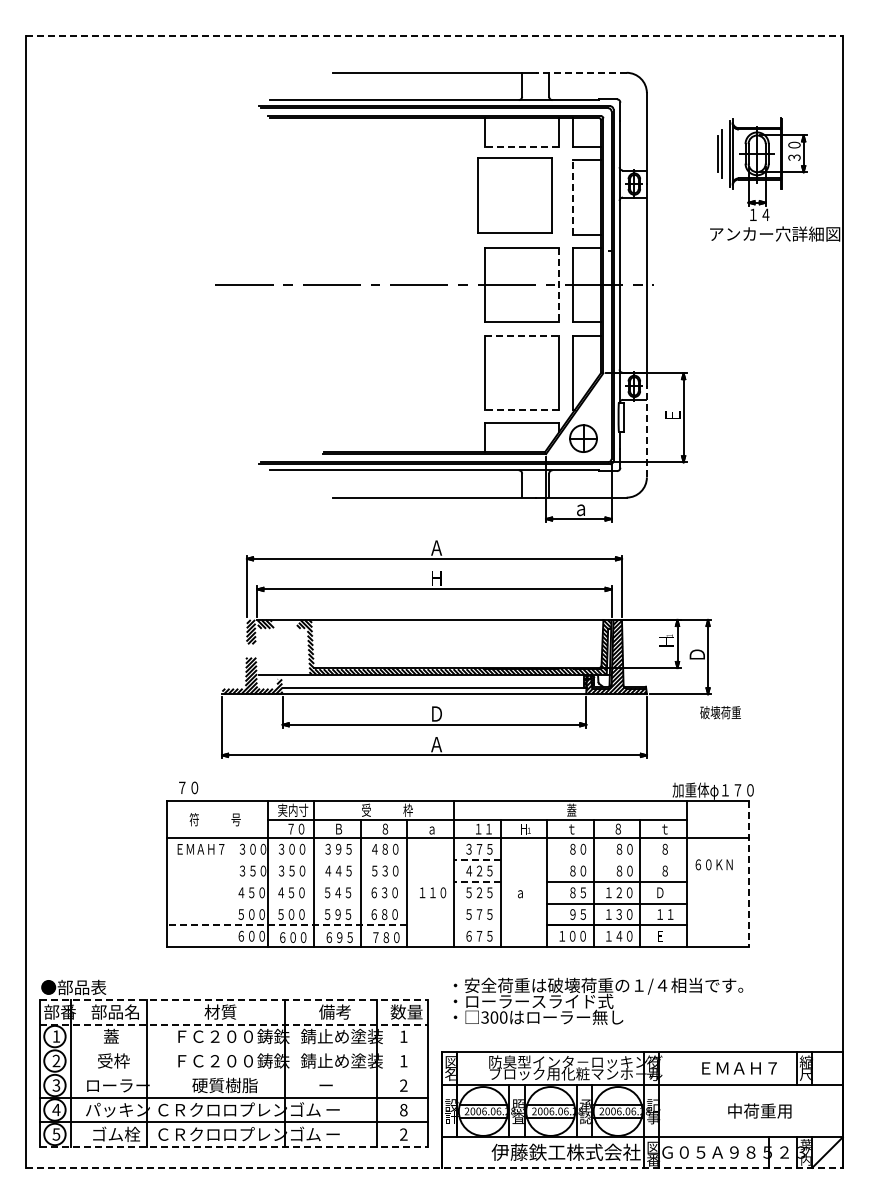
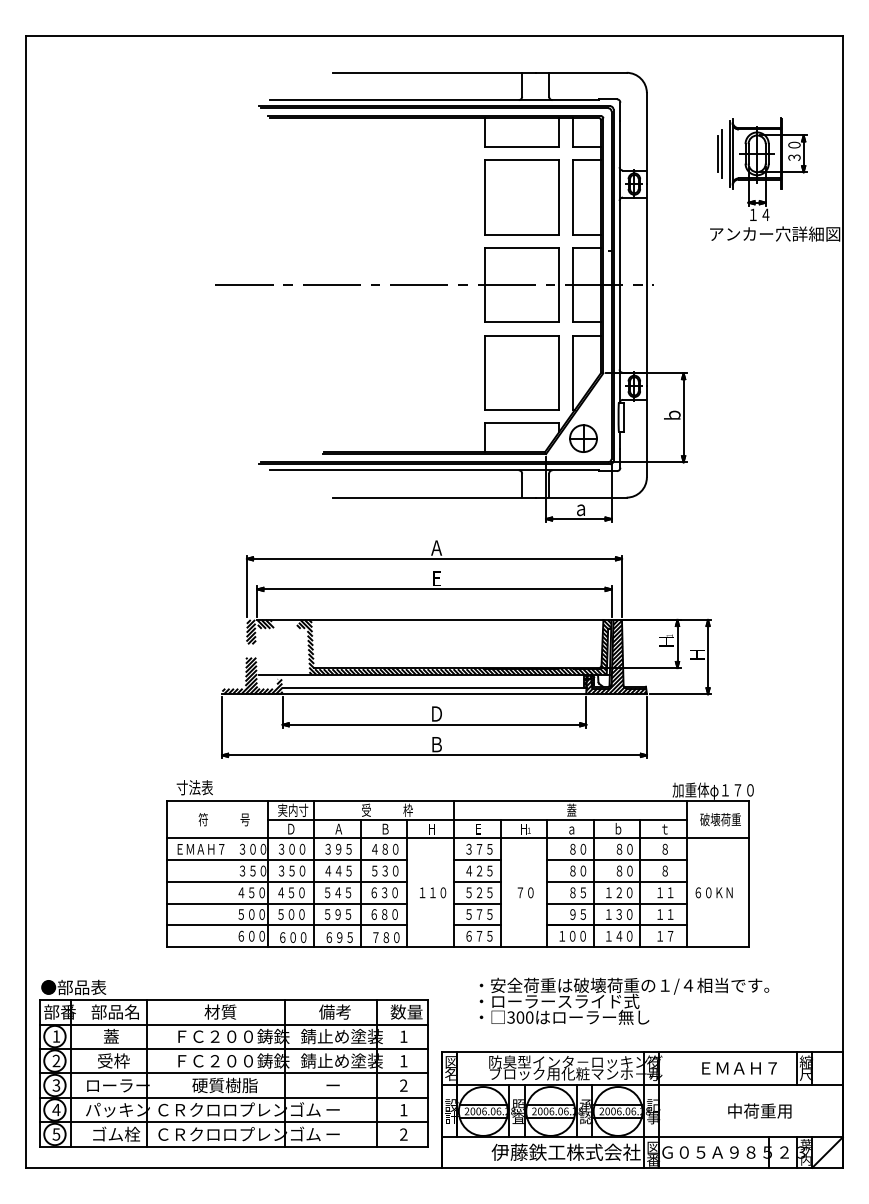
line: dashed -> solid (434, 36)
line: dashed -> solid (581, 72)
line: dashed -> solid (521, 146)
part position: (514, 195) -> (521, 197) (521, 197)
line: dashed -> solid (572, 197)
line: dashed -> solid (559, 285)
line: dashed -> solid (522, 335)
line: dashed -> solid (521, 409)
text: Ｅ -> ｂ (672, 414)
line: dashed -> solid (646, 431)
text: Ｈ -> Ｅ (436, 578)
text: Ｄ -> Ｈ (696, 654)
text position: (720, 712) -> (720, 819) (720, 819)
text: Ａ -> Ｂ (436, 744)
text: ７０ -> 寸法表 (194, 787)
text position: (214, 819) -> (223, 819) (223, 819)
text: ７０ -> Ｄ (296, 828)
text: Ｂ -> Ａ (338, 828)
text: ８ -> Ｂ (385, 828)
text: １１ -> Ｅ (483, 828)
text: ８ -> ｂ (618, 828)
text: ａ -> Ｈ (431, 829)
text: ｔ -> ａ (571, 829)
line: none -> present (286, 860)
line: dashed -> solid (476, 860)
line: none -> present (616, 860)
text position: (713, 864) -> (713, 892) (713, 892)
line: dashed -> solid (748, 874)
line: none -> present (286, 881)
line: dashed -> solid (476, 881)
text: ａ -> ７０ (525, 892)
text: Ｄ -> １１ (665, 892)
line: none -> present (286, 903)
line: none -> present (476, 903)
line: dashed -> solid (286, 925)
line: none -> present (476, 925)
text: Ｅ -> １７ (665, 936)
line: dashed -> solid (234, 1000)
text position: (598, 1000) -> (624, 1000) (624, 1000)
line: dashed -> solid (234, 1024)
line: none -> present (233, 1049)
line: none -> present (233, 1073)
text position: (325, 1085) -> (332, 1085) (332, 1085)
text: 8 -> 1 (403, 1110)
line: dashed -> solid (234, 1146)
line: dashed -> solid (434, 1167)
